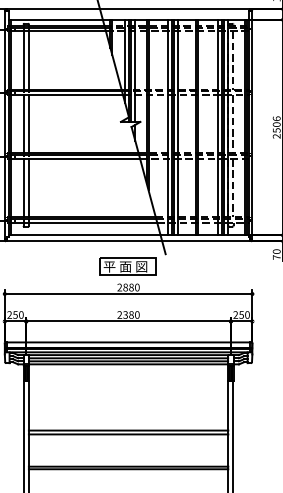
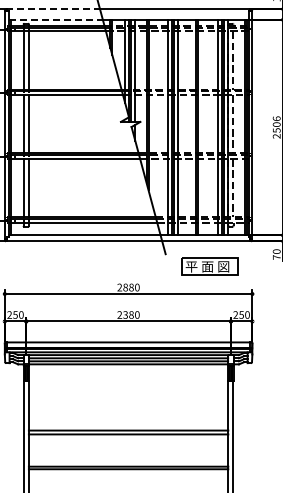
line: solid -> dashed (53, 9)
line: solid -> dashed (56, 19)
part position: (127, 266) -> (209, 266) (209, 266)
